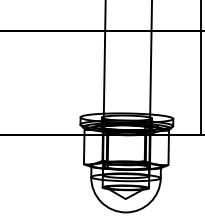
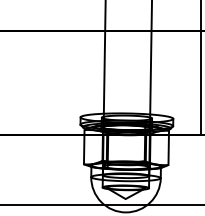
line: none -> present (101, 204)
